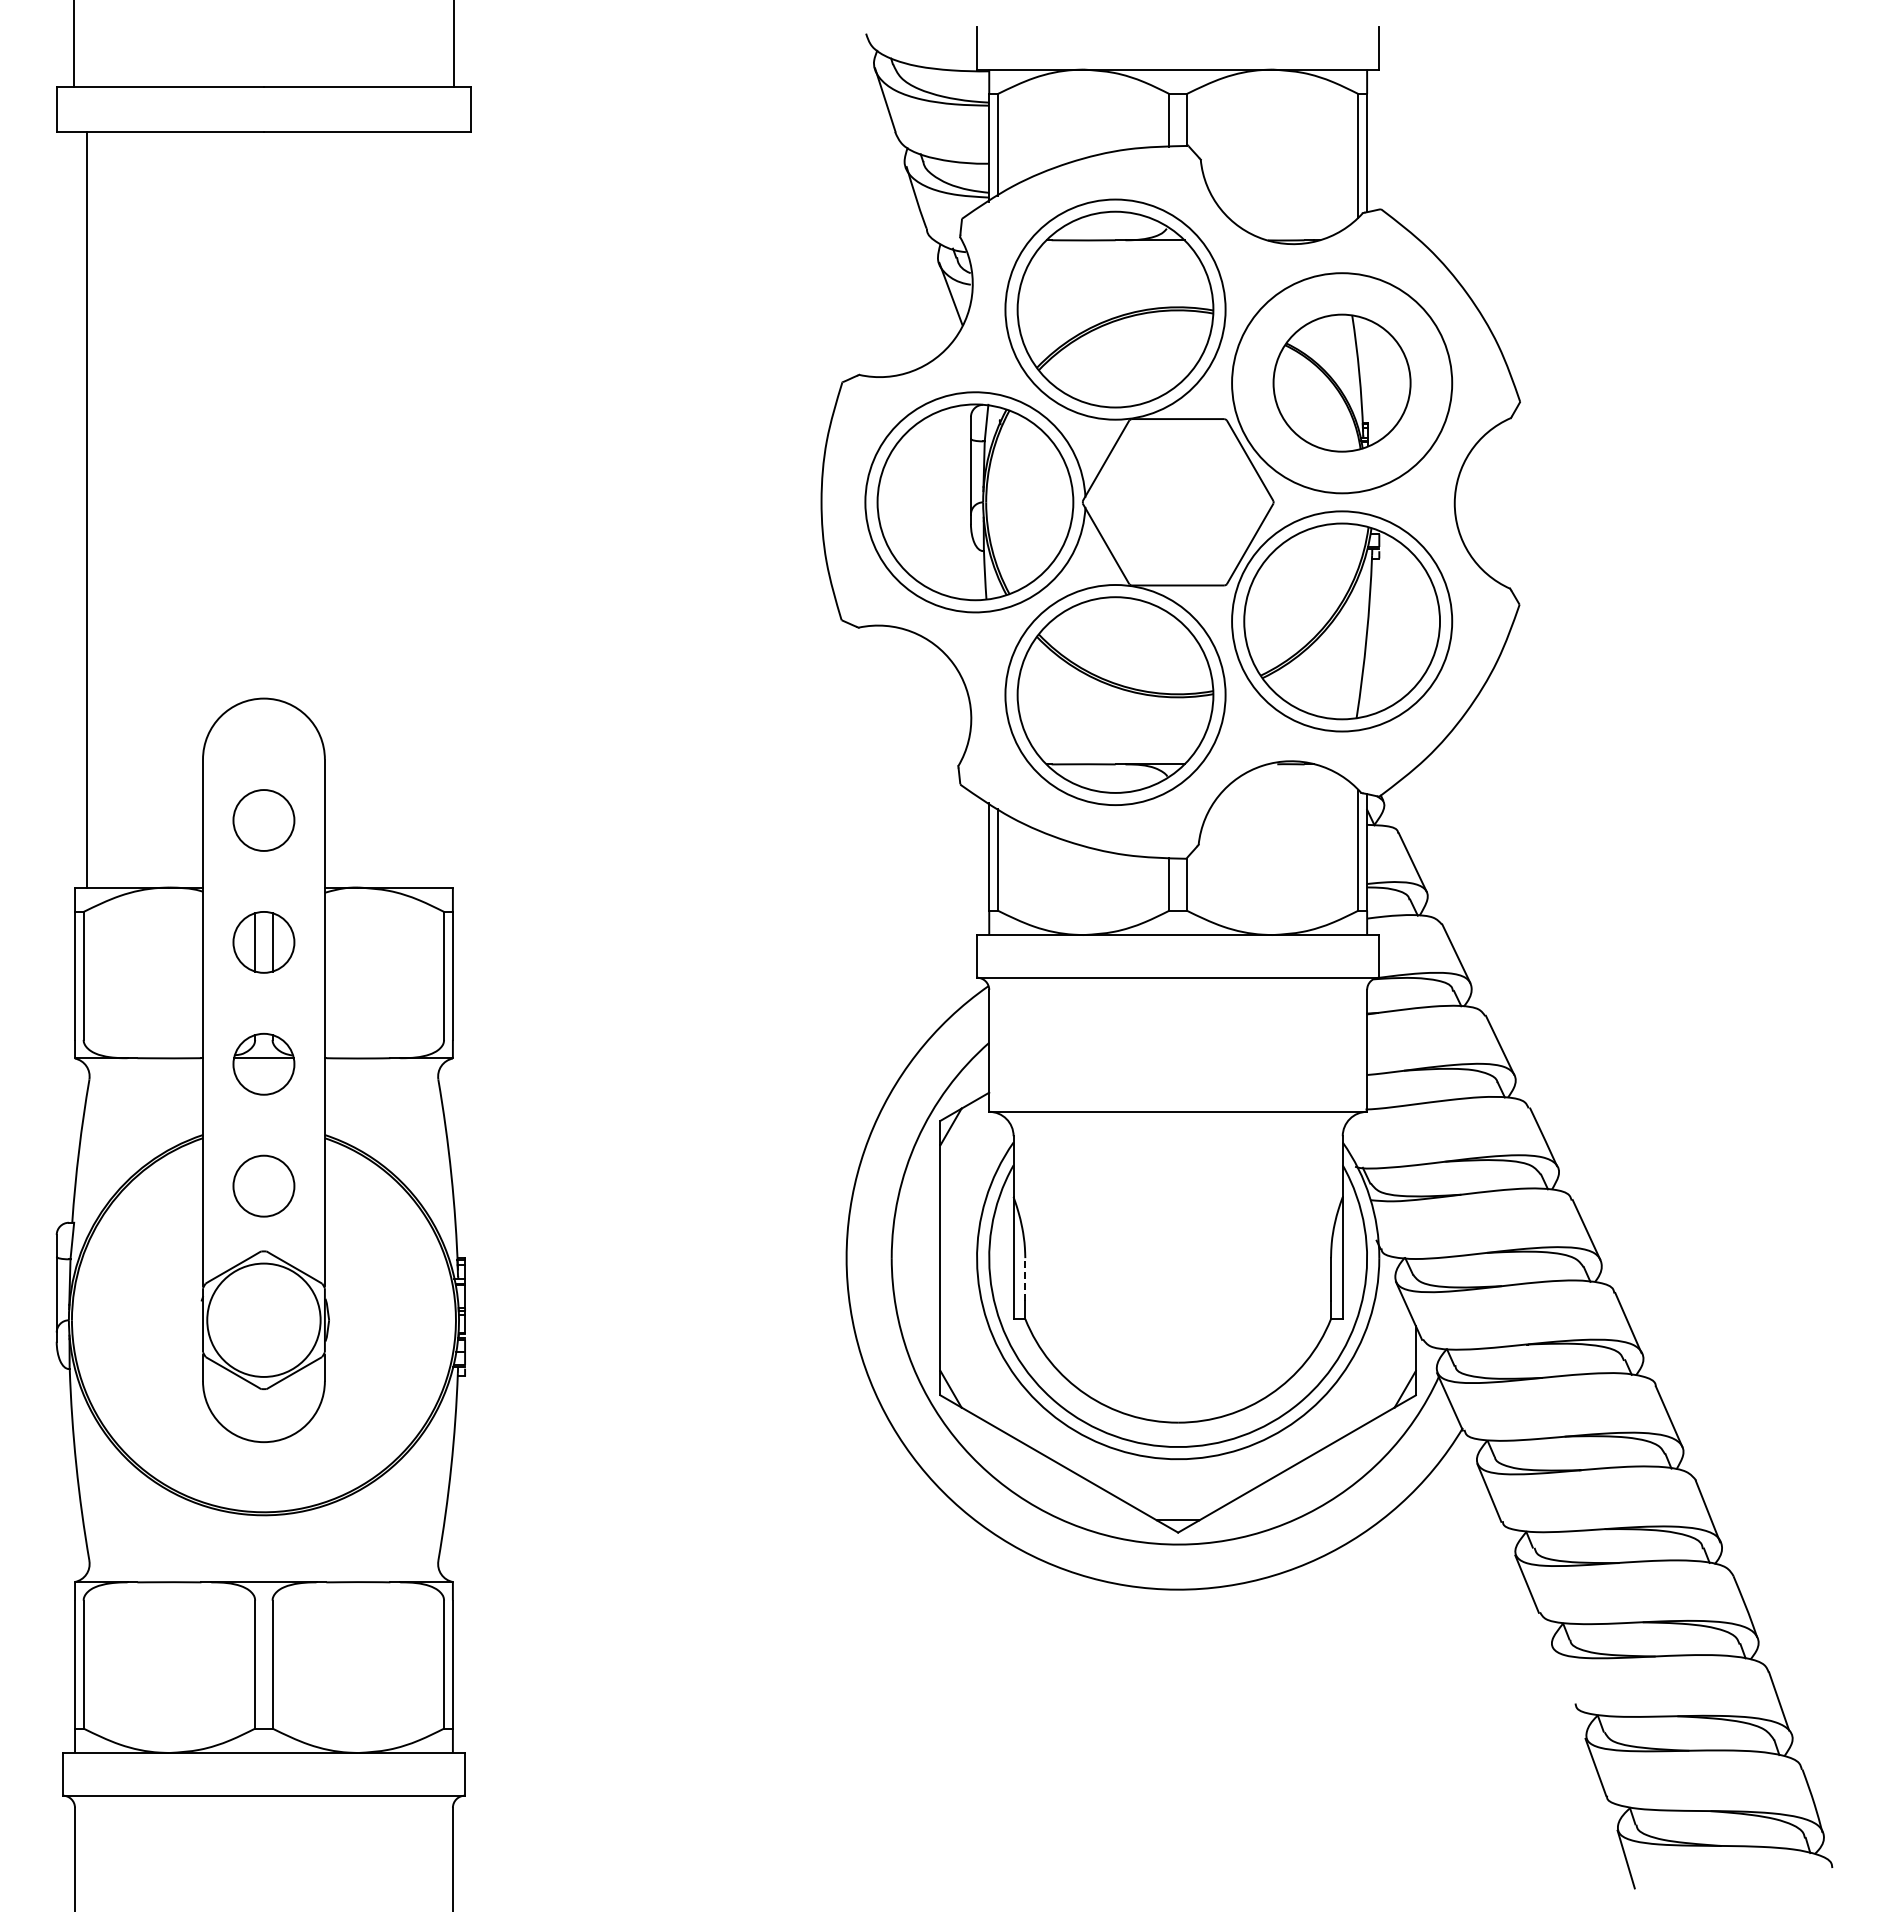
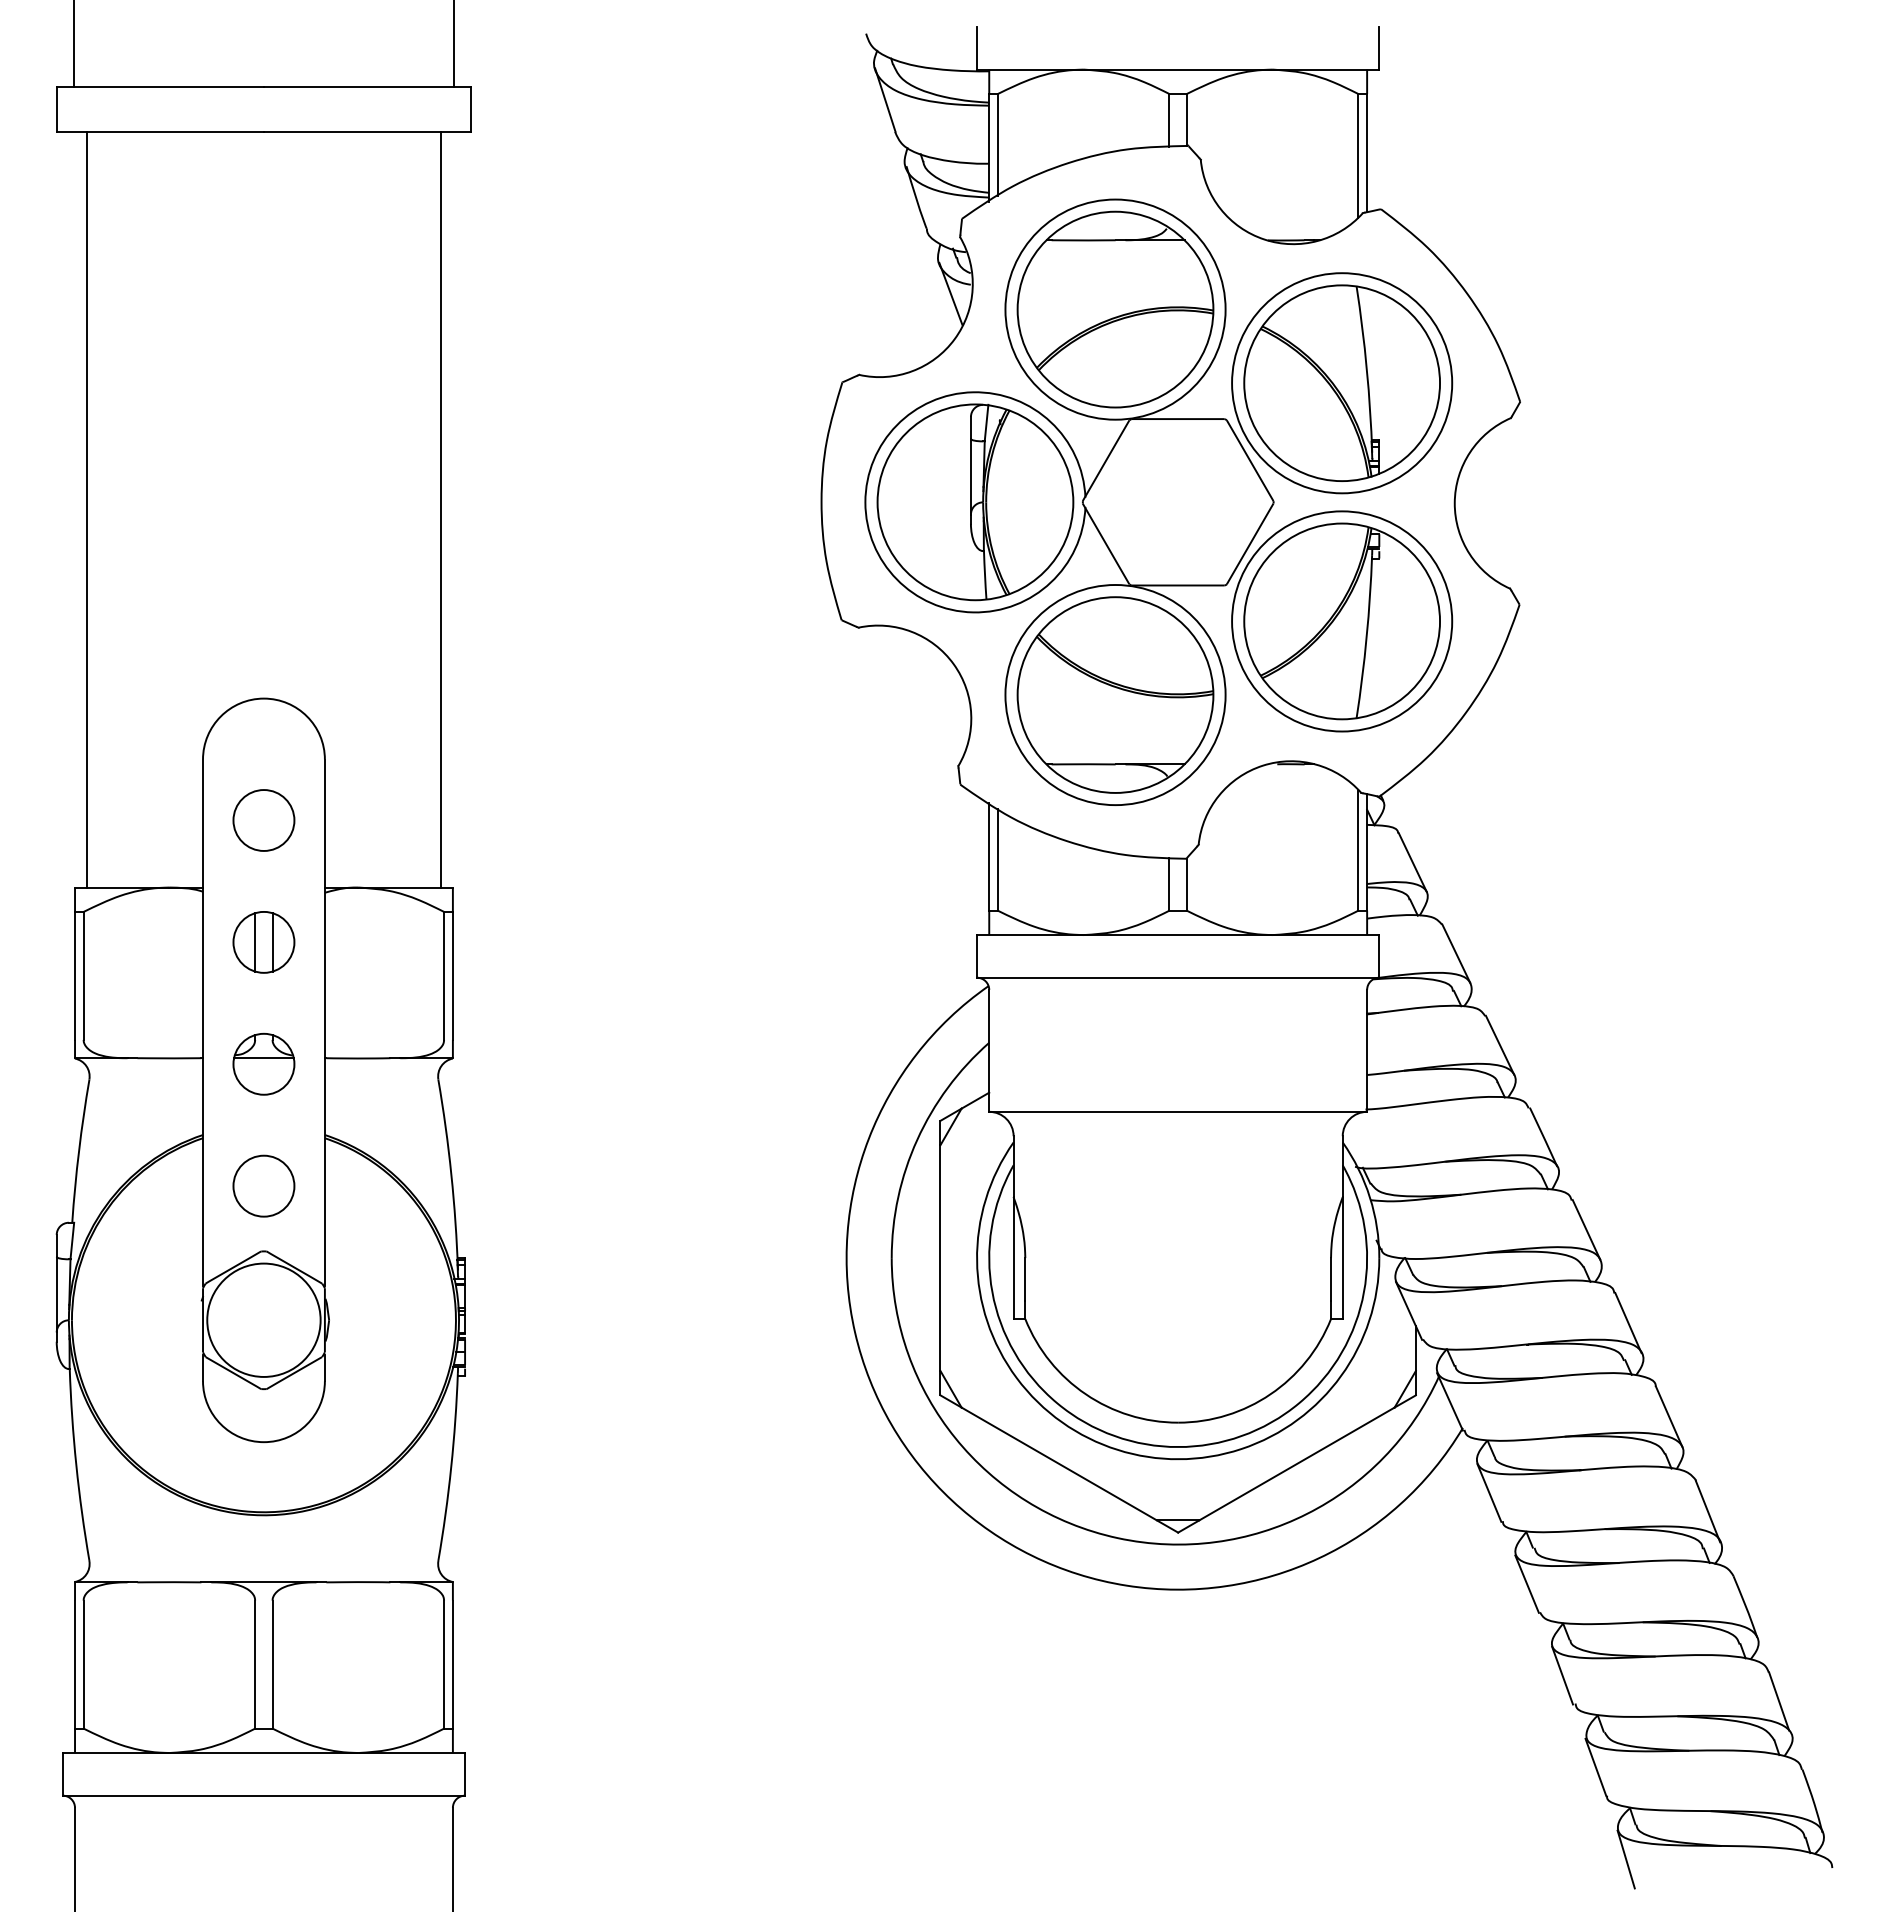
part size: 140x140 px -> 198x198 px (1341, 382)
line: none -> present (440, 509)
line: dashed -> solid (1025, 1279)
line: none -> present (1562, 1675)
